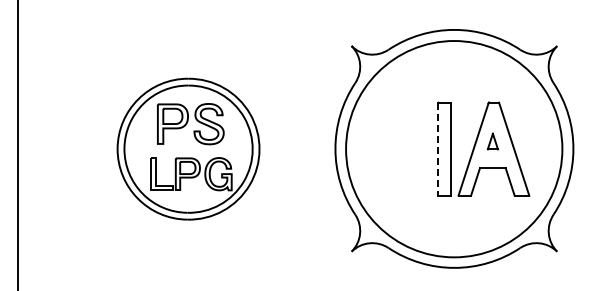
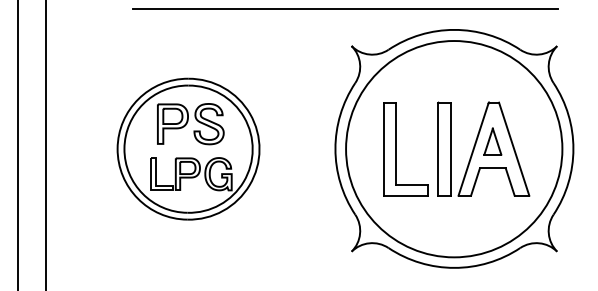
line: none -> present (345, 8)
part size: 13x19 px -> 20x29 px (492, 141)
line: none -> present (46, 144)
part: none -> present (396, 149)
line: dashed -> solid (438, 149)
